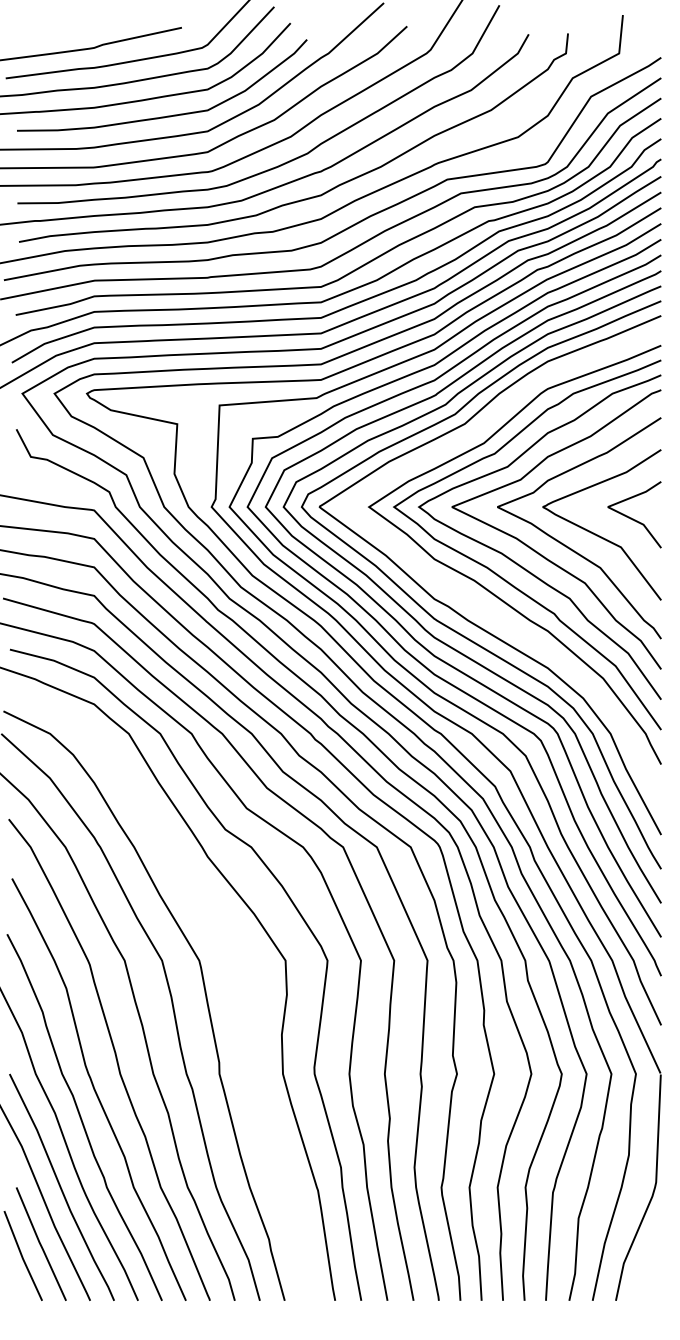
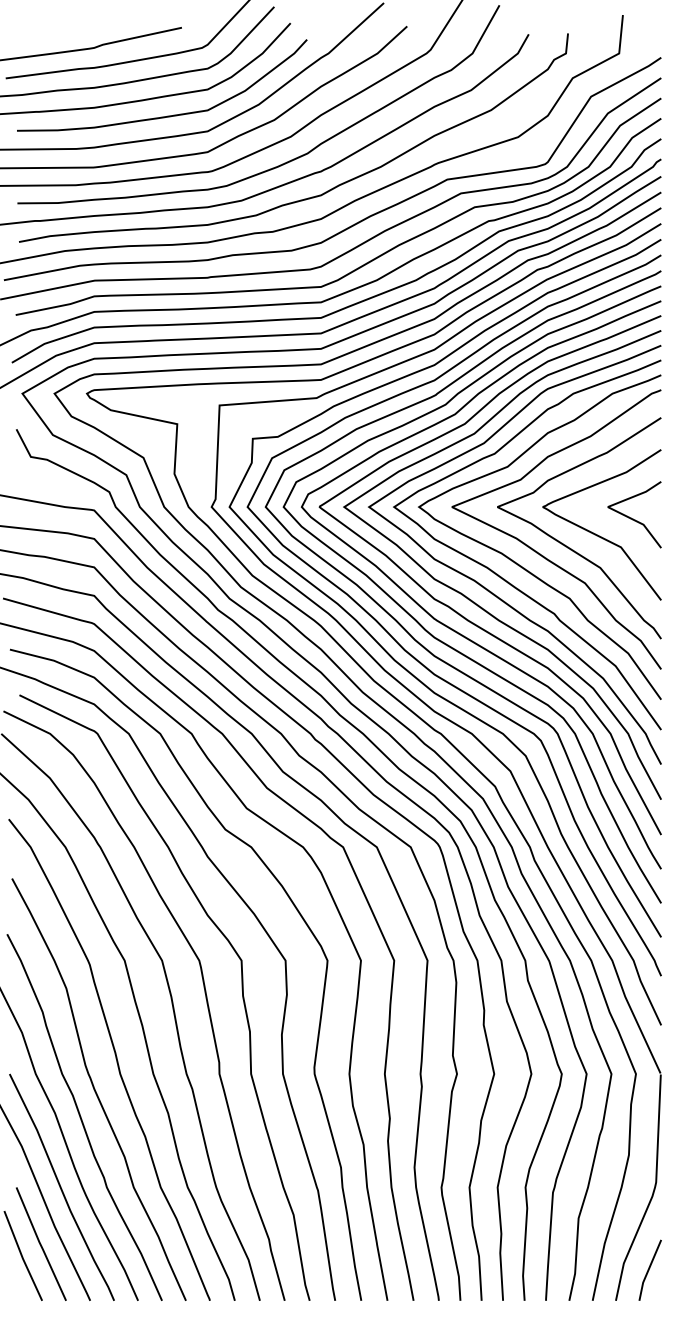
curve: none -> present (474, 601)
curve: none -> present (241, 989)
line: none -> present (649, 1269)
